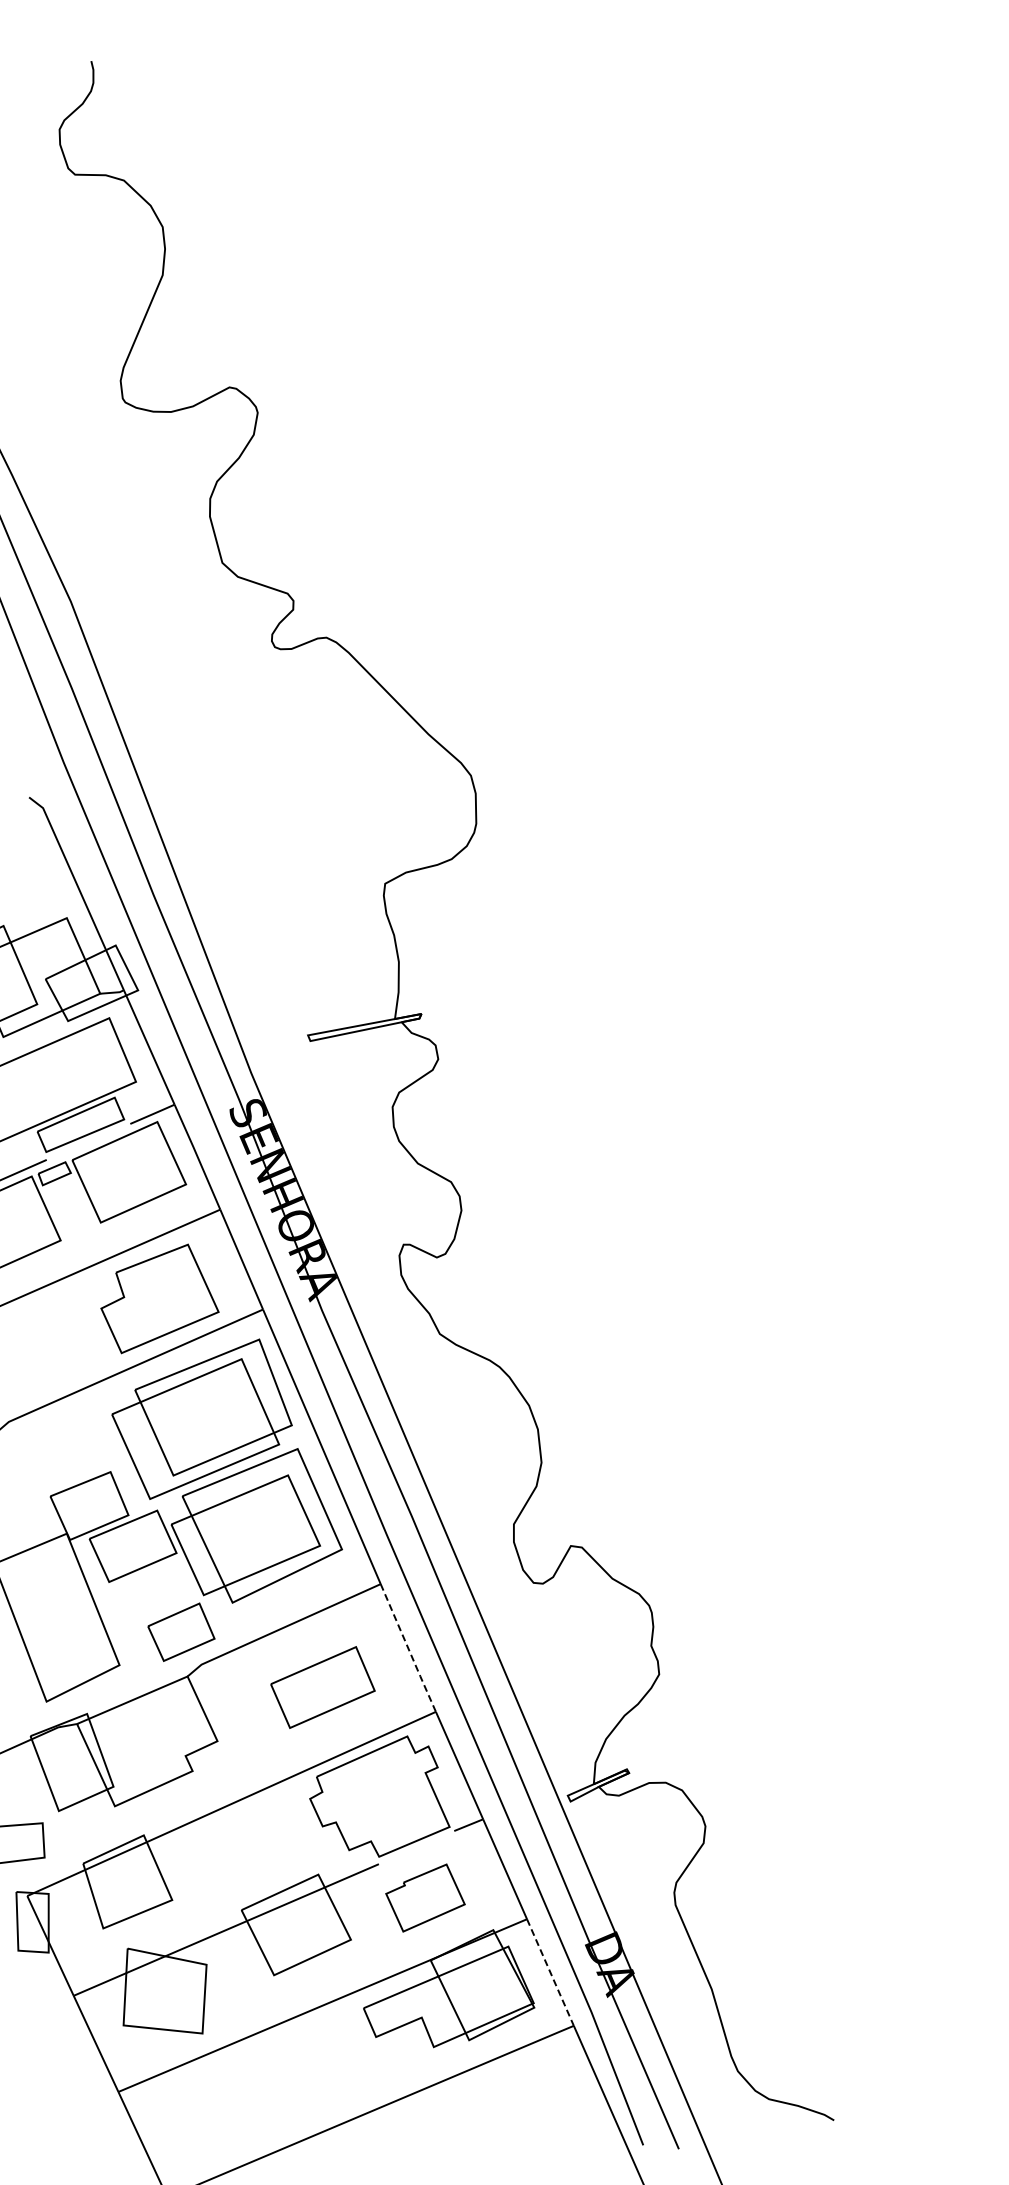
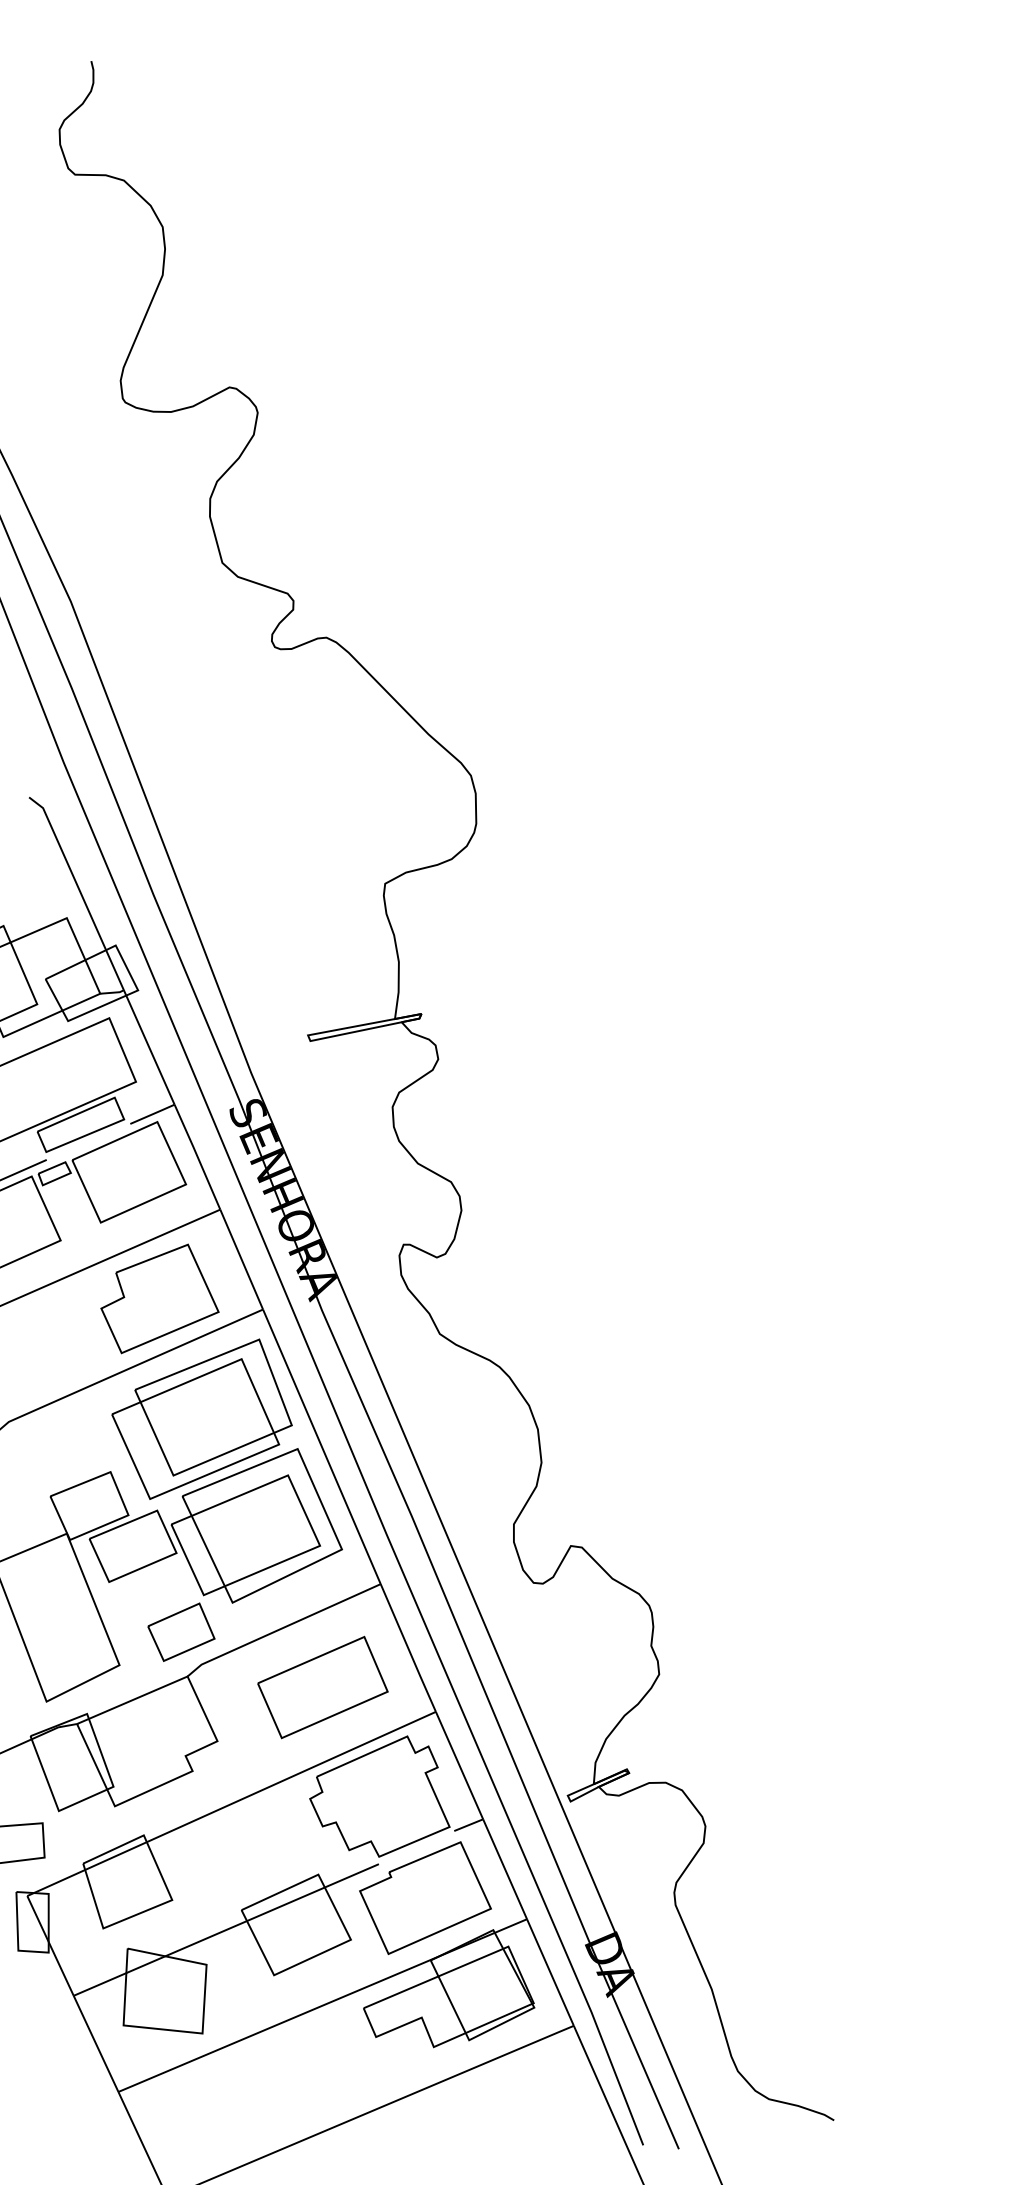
line: dashed -> solid (408, 1648)
part size: 106x83 px -> 132x105 px (322, 1687)
part size: 81x70 px -> 133x114 px (425, 1897)
line: dashed -> solid (550, 1973)
